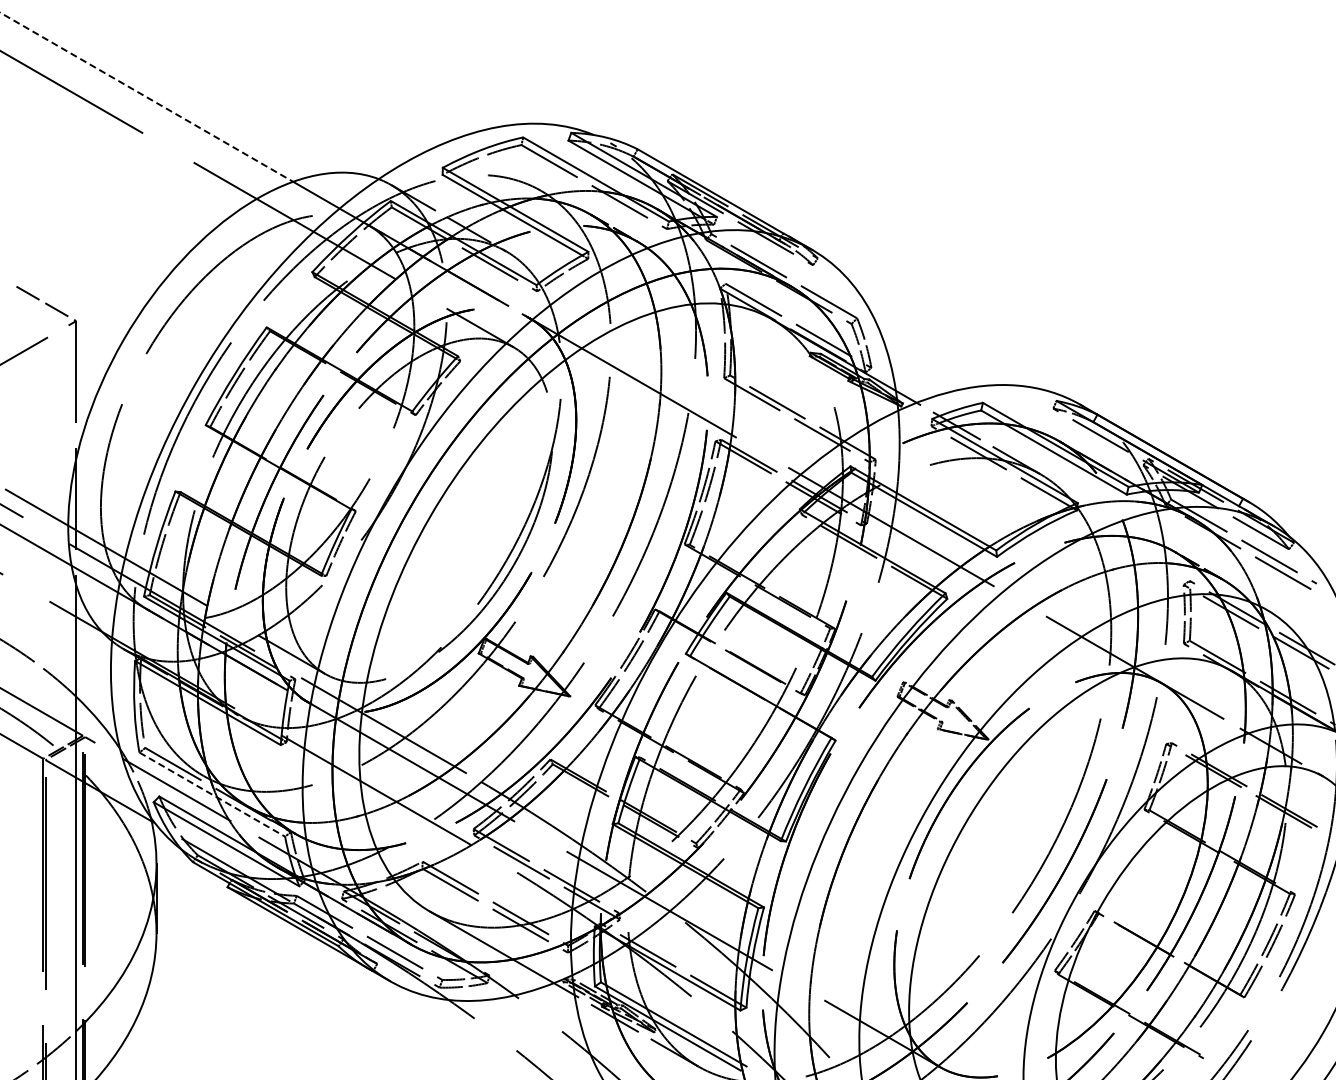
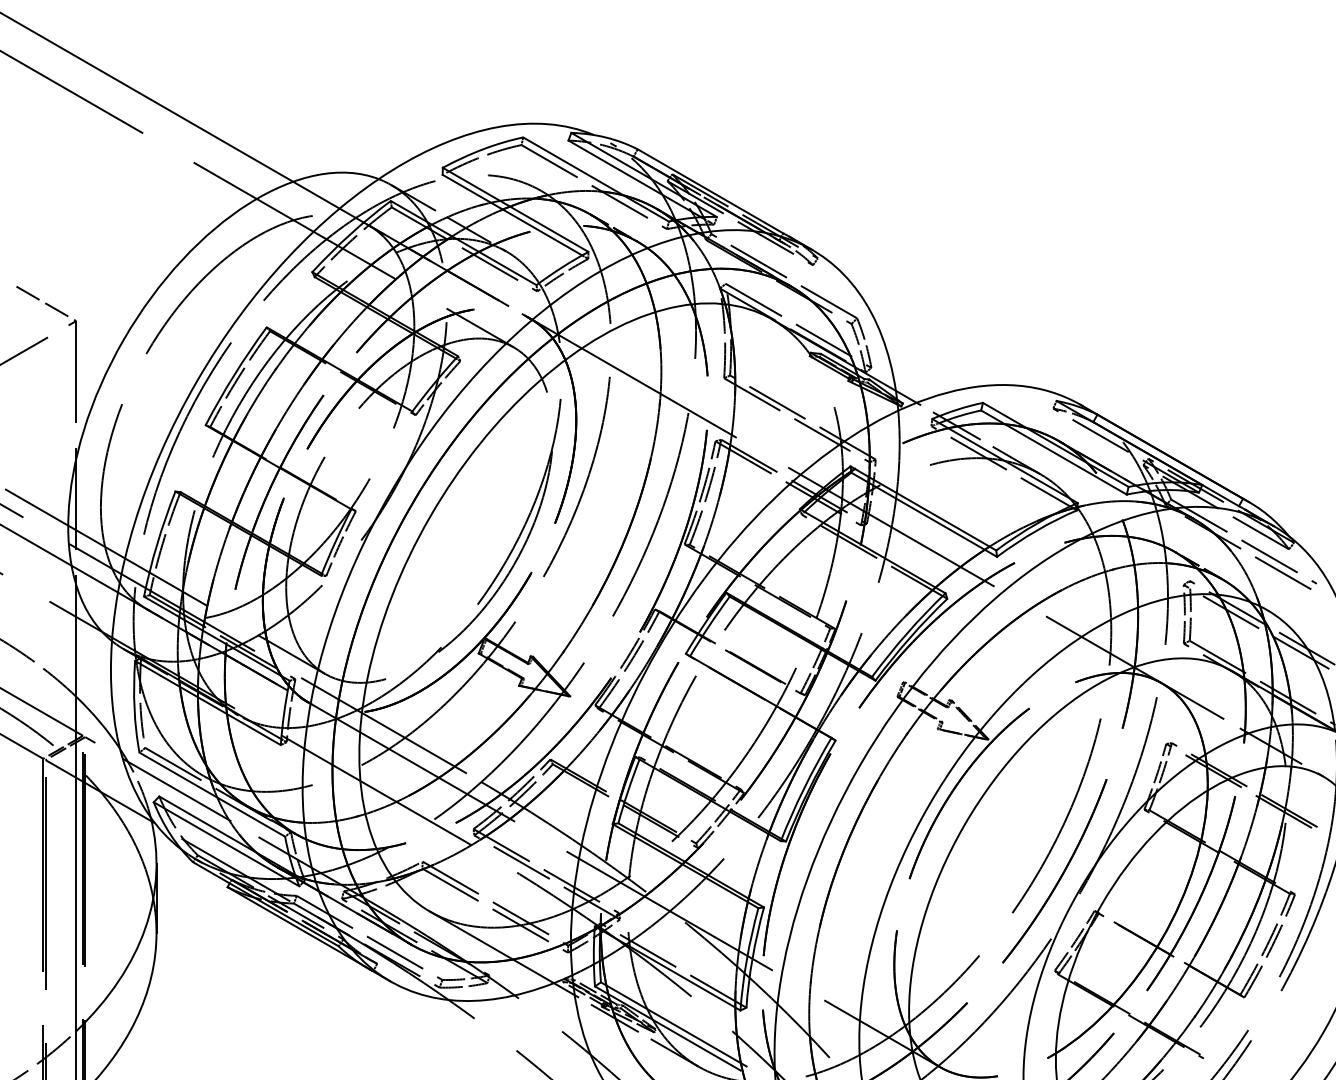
line: dashed -> solid (146, 97)
line: dashed -> solid (212, 794)
